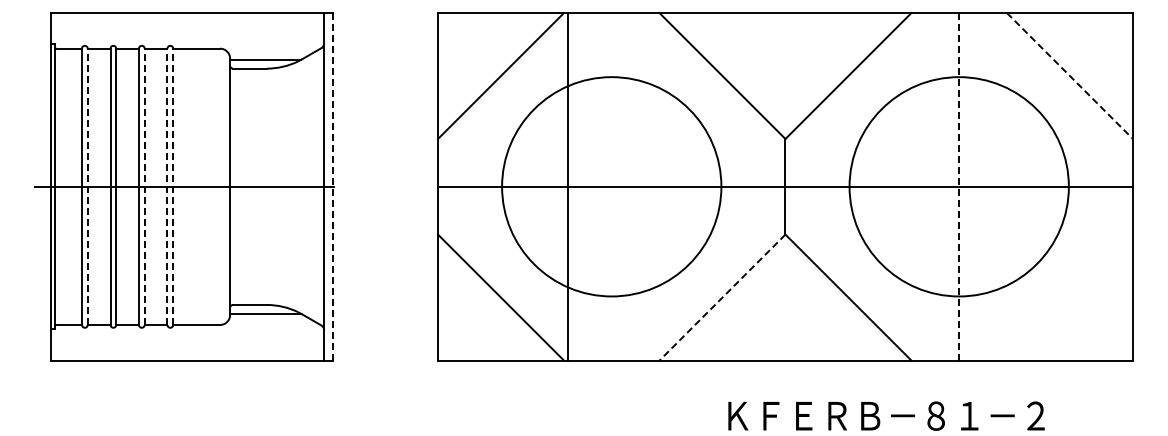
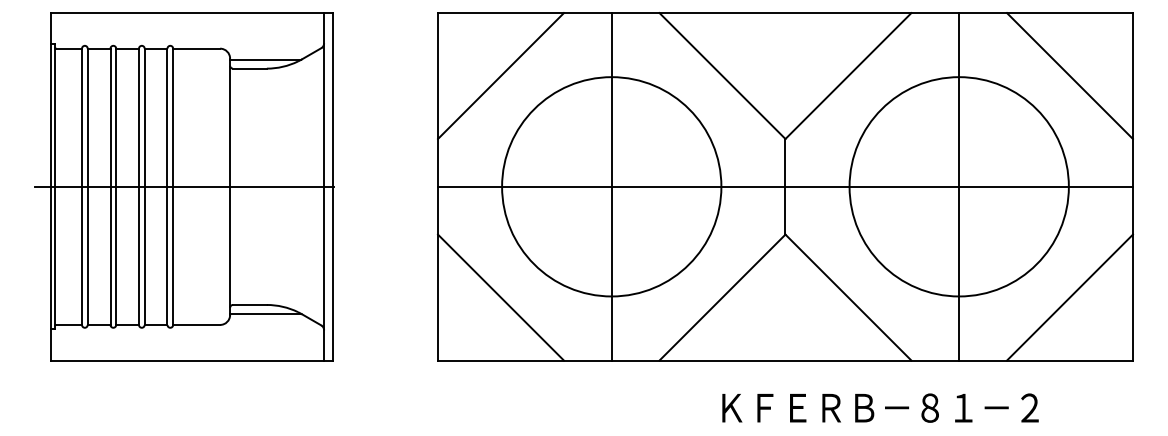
line: dashed -> solid (1070, 76)
line: dashed -> solid (87, 186)
line: dashed -> solid (144, 186)
line: dashed -> solid (167, 186)
line: dashed -> solid (173, 186)
line: dashed -> solid (332, 186)
line position: (567, 186) -> (611, 186) (611, 186)
line: dashed -> solid (959, 186)
line: dashed -> solid (722, 297)
line: none -> present (1069, 297)
text position: (886, 415) -> (880, 407) (880, 407)
